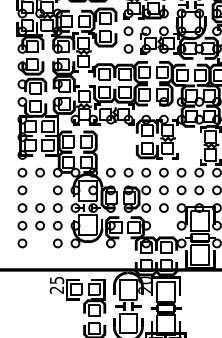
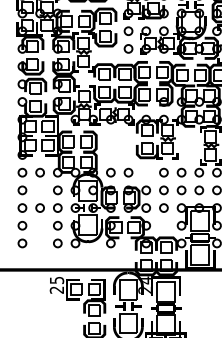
circle: present -> none (145, 172)
circle: present -> none (39, 225)
text: 20 -> 24 (144, 280)
